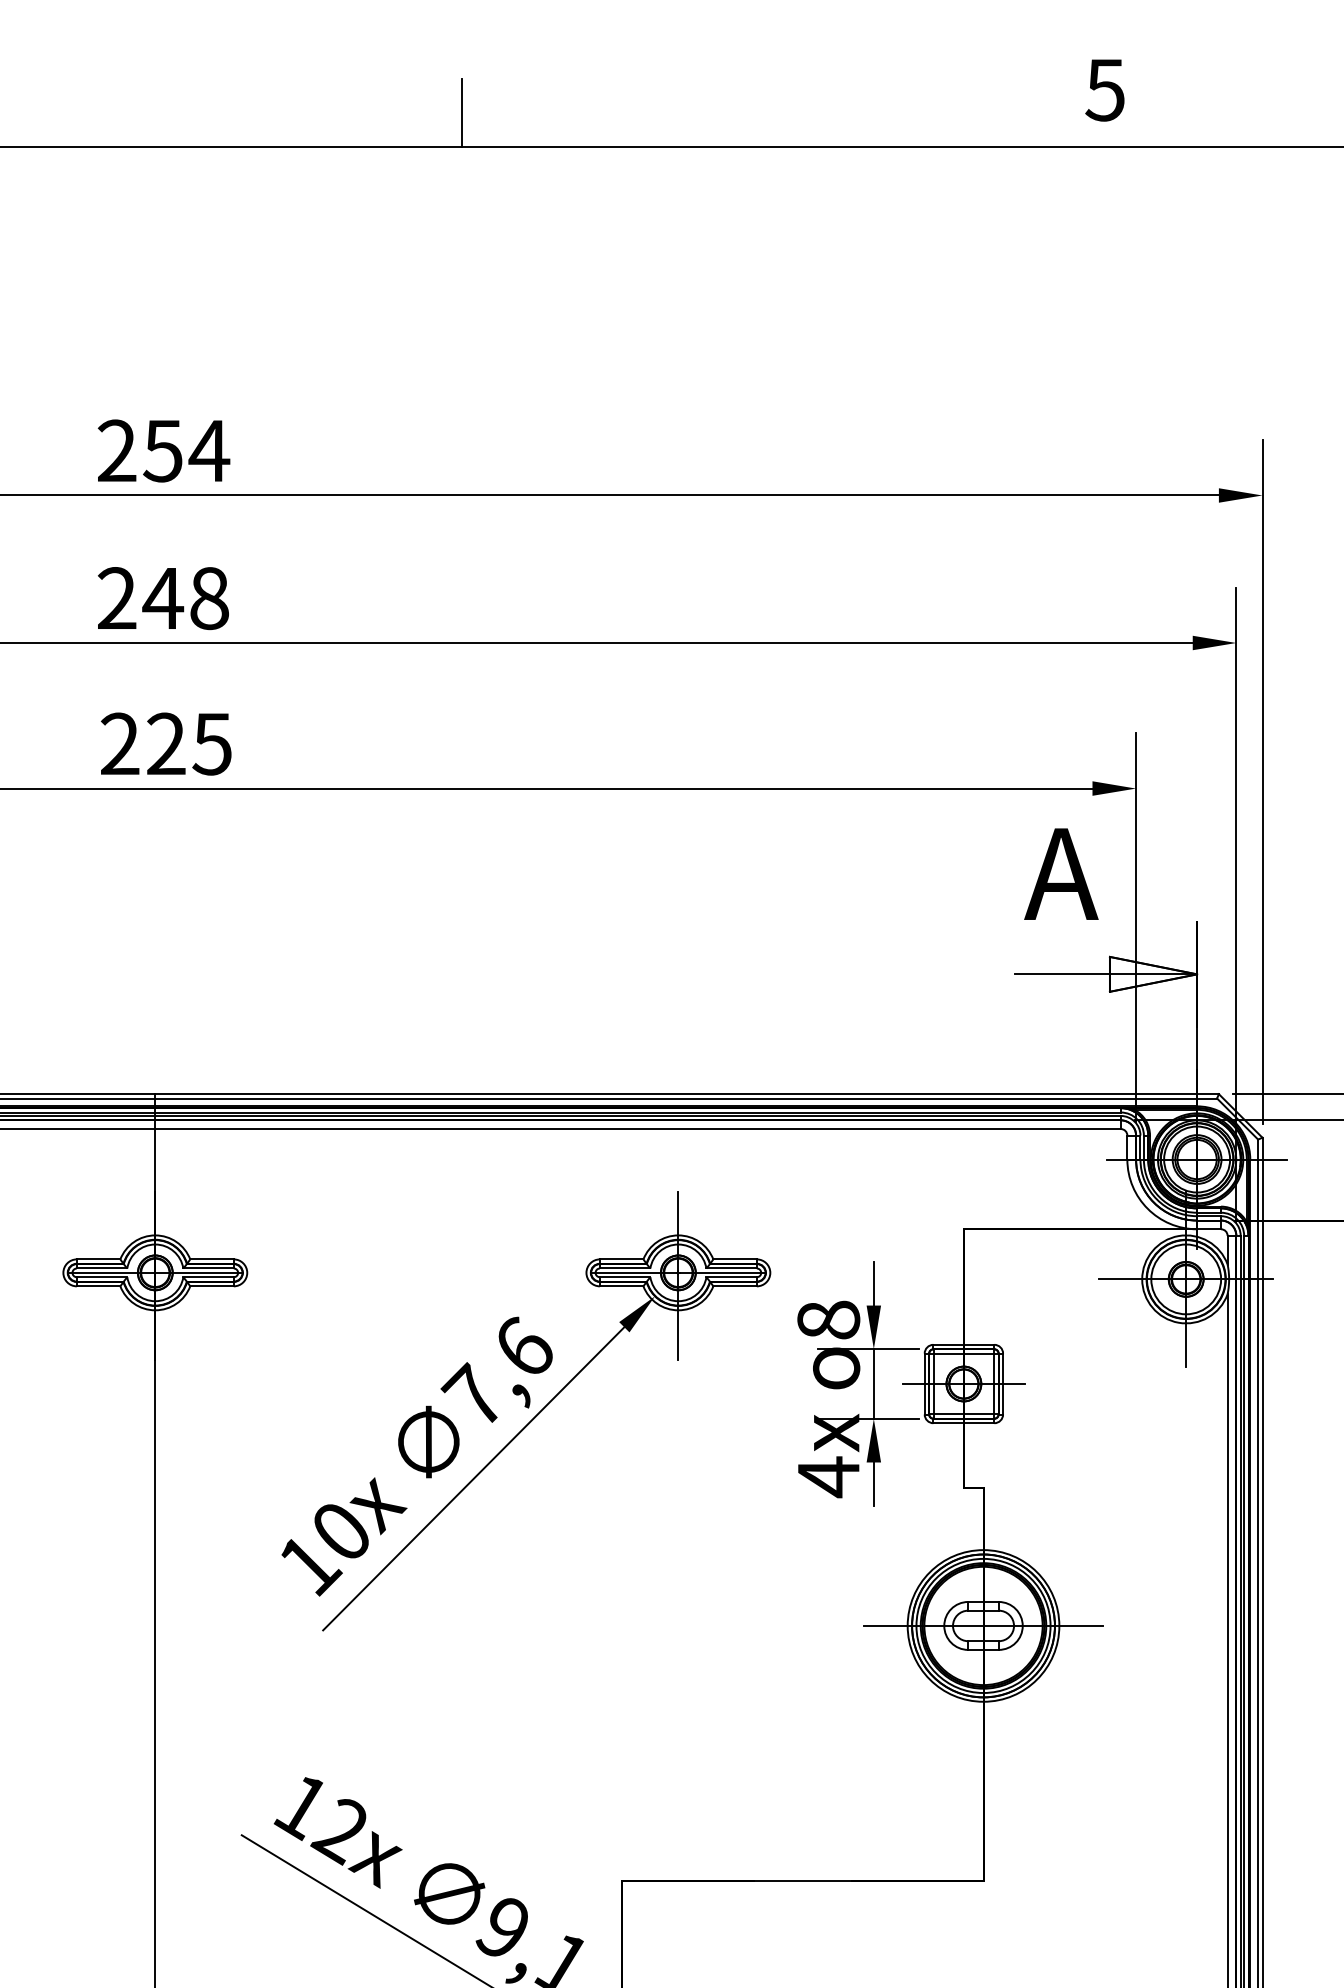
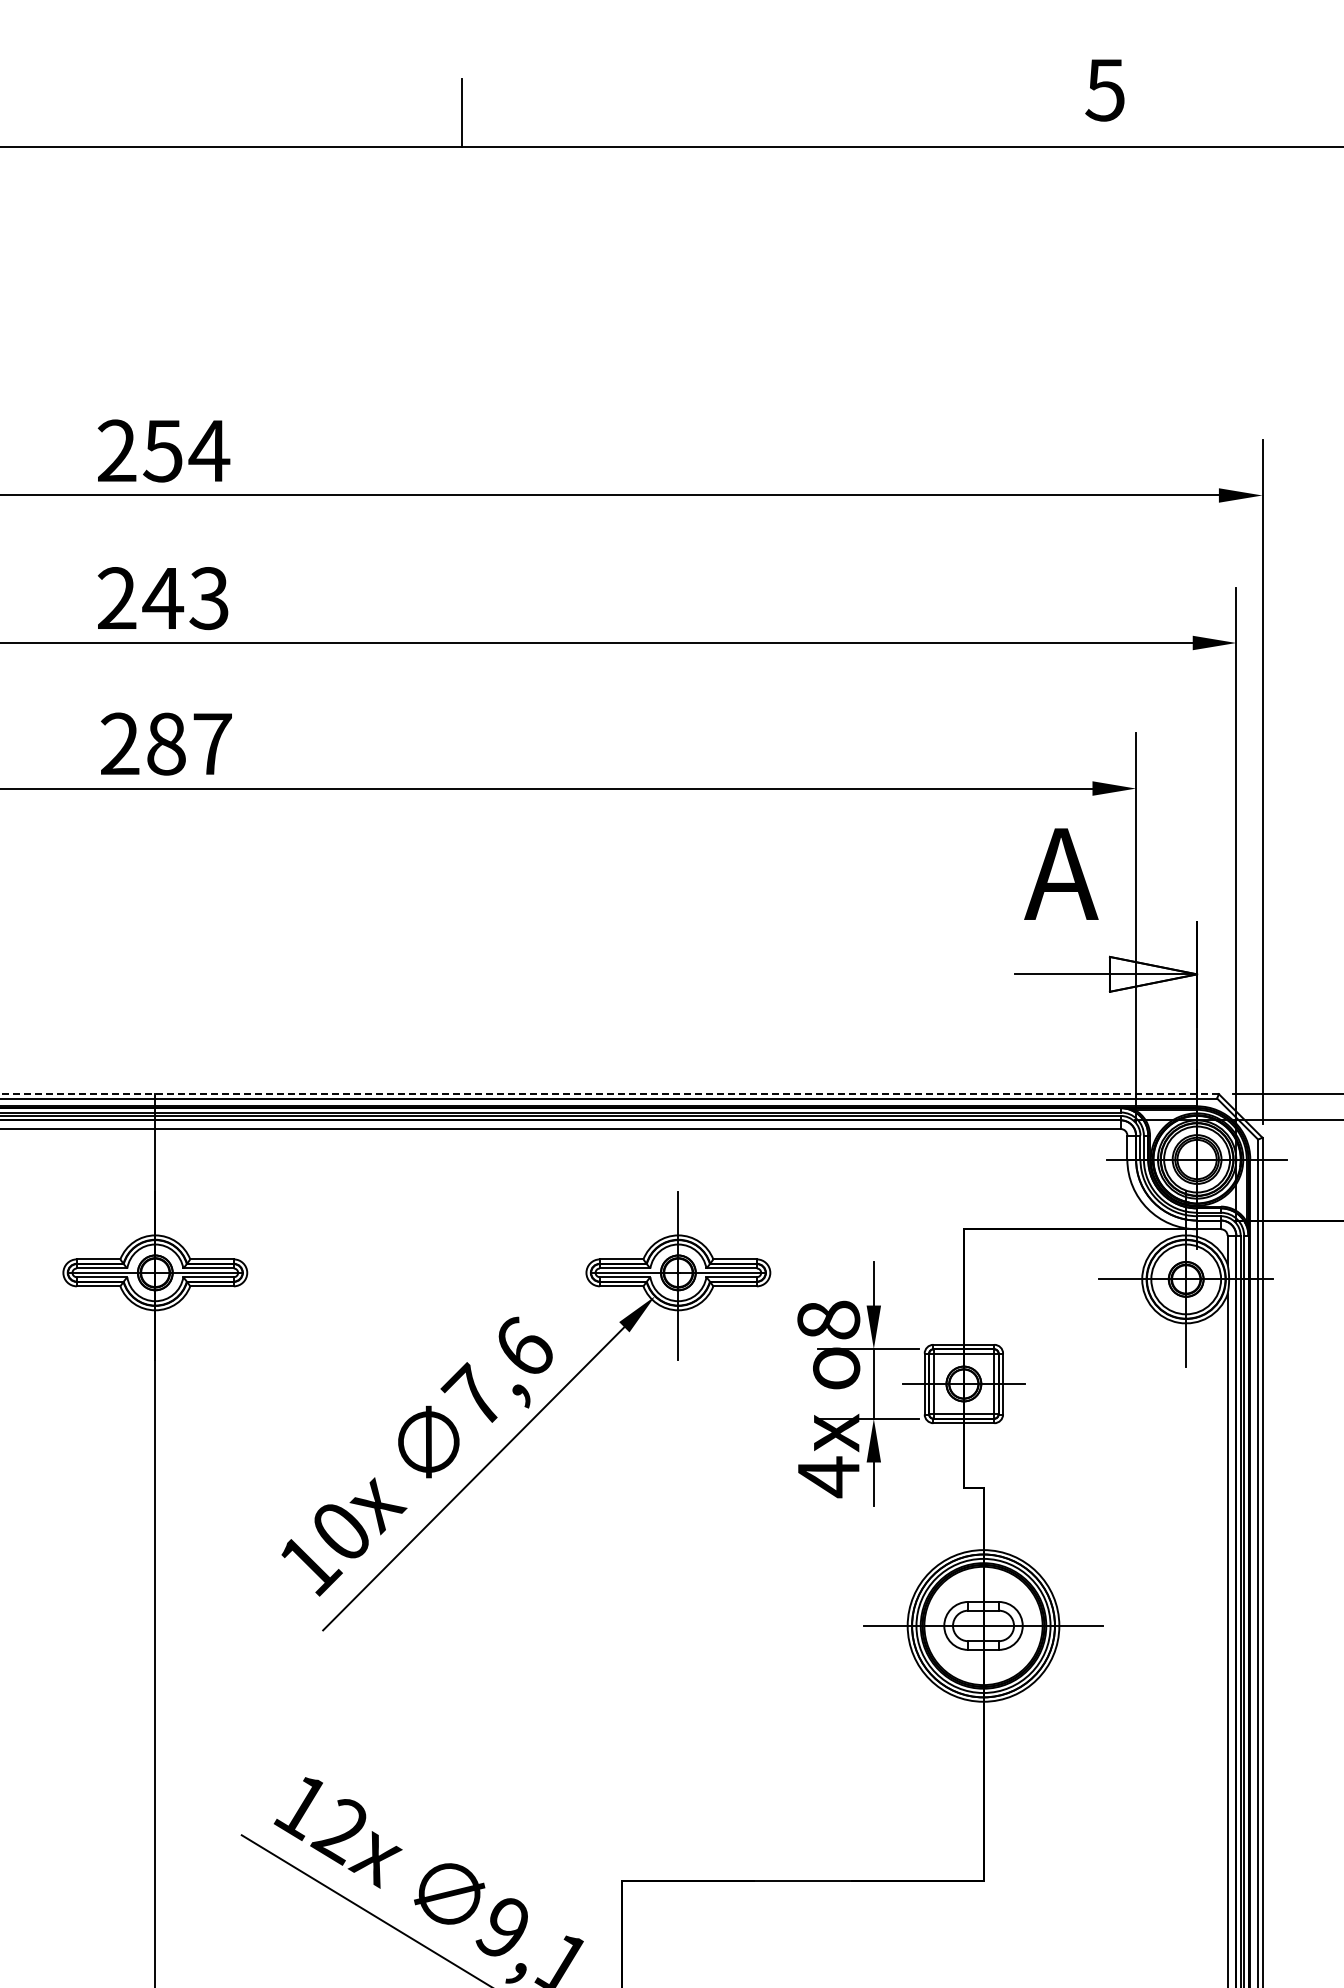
text: 248 -> 243 (208, 598)
text: 225 -> 287 (189, 743)
line: solid -> dashed (609, 1094)
